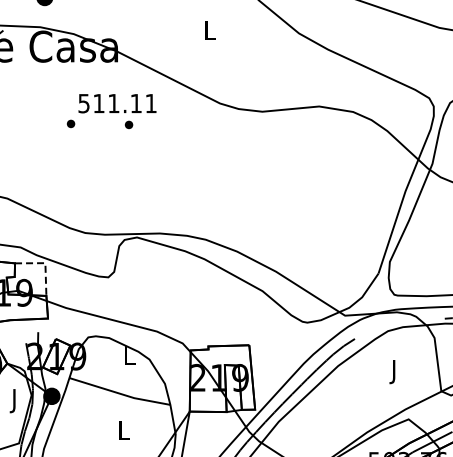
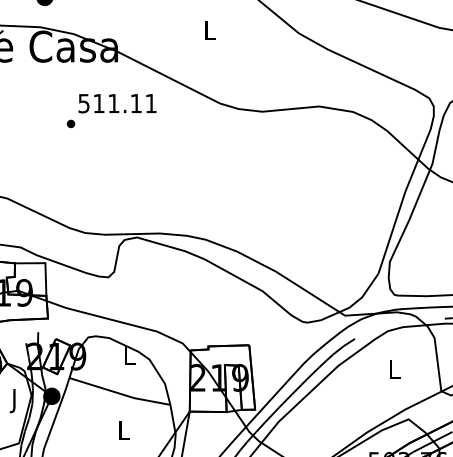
part: present -> none (128, 124)
line: dashed -> solid (45, 264)
text: J -> L (394, 372)
